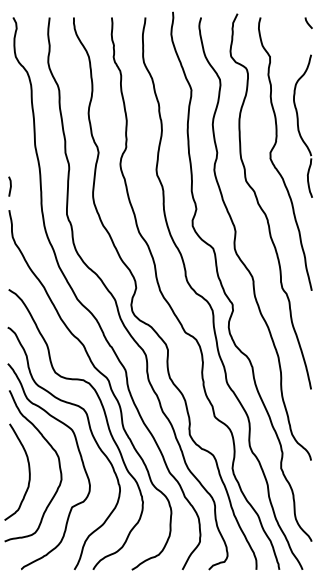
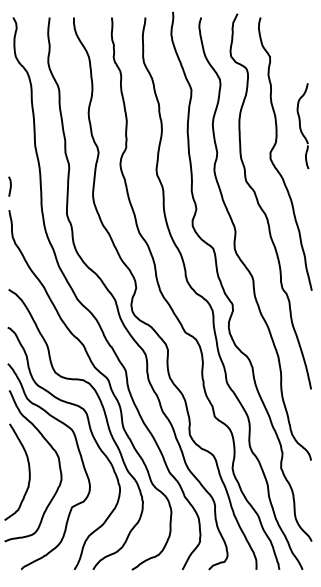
line: present -> none (308, 23)
part size: 20x144 px -> 14x87 px (302, 126)
